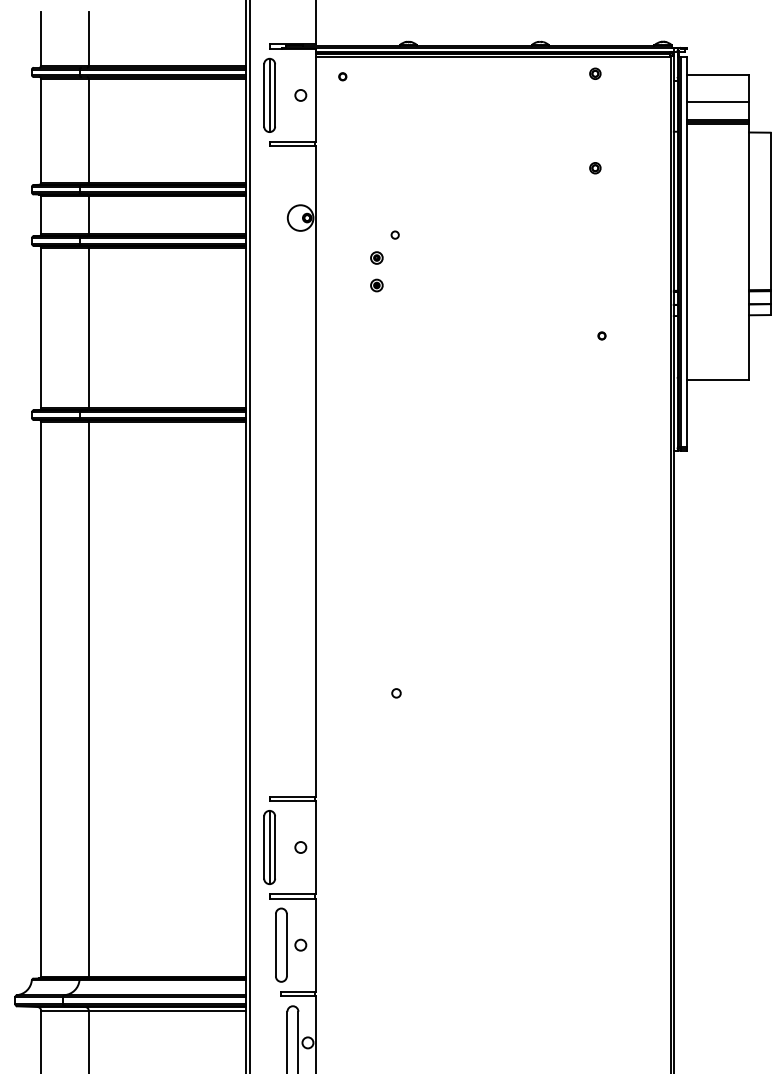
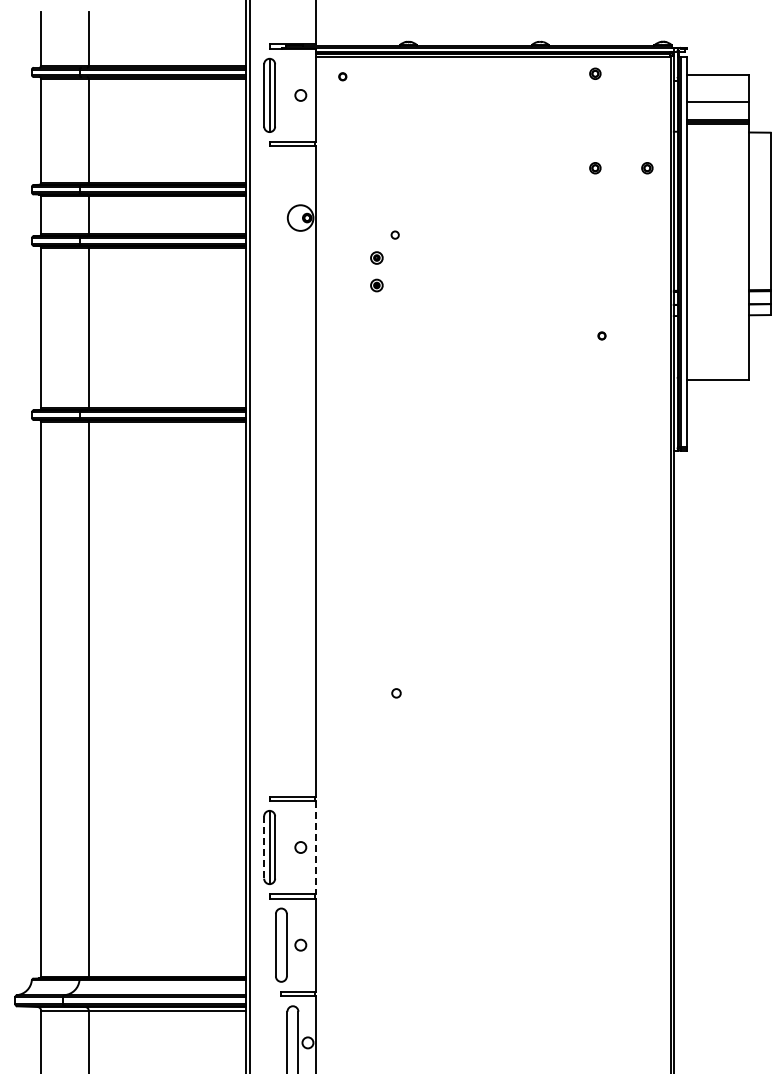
part: none -> present (647, 168)
line: solid -> dashed (316, 847)
line: solid -> dashed (264, 848)
